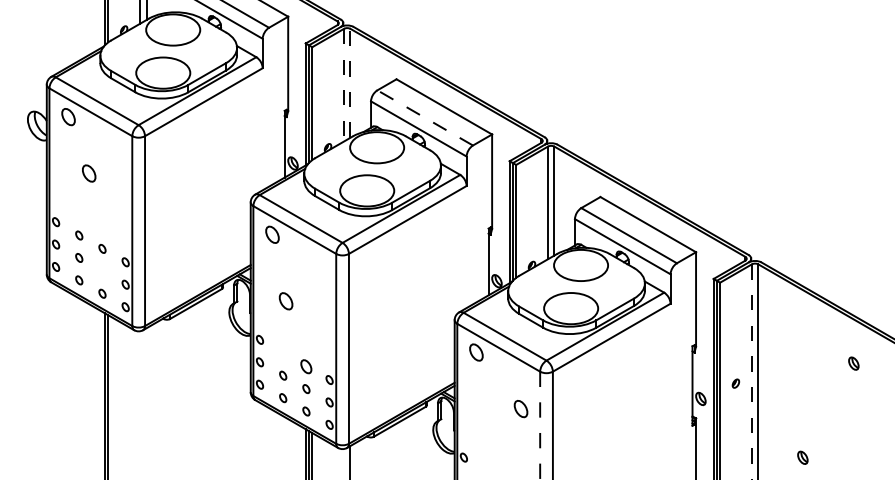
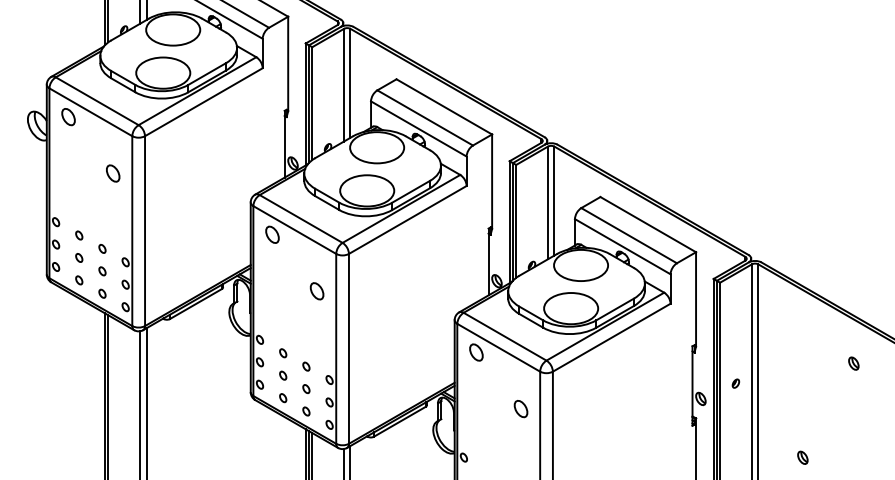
line: dashed -> solid (350, 82)
line: dashed -> solid (344, 85)
line: dashed -> solid (424, 117)
part position: (89, 173) -> (113, 173) (113, 173)
part: none -> present (102, 271)
part position: (285, 301) -> (316, 291) (316, 291)
part: none -> present (283, 353)
part size: 13x16 px -> 9x11 px (306, 366)
line: dashed -> solid (751, 372)
line: none -> present (146, 402)
line: none -> present (140, 403)
line: dashed -> solid (540, 425)
line: none -> present (344, 462)
